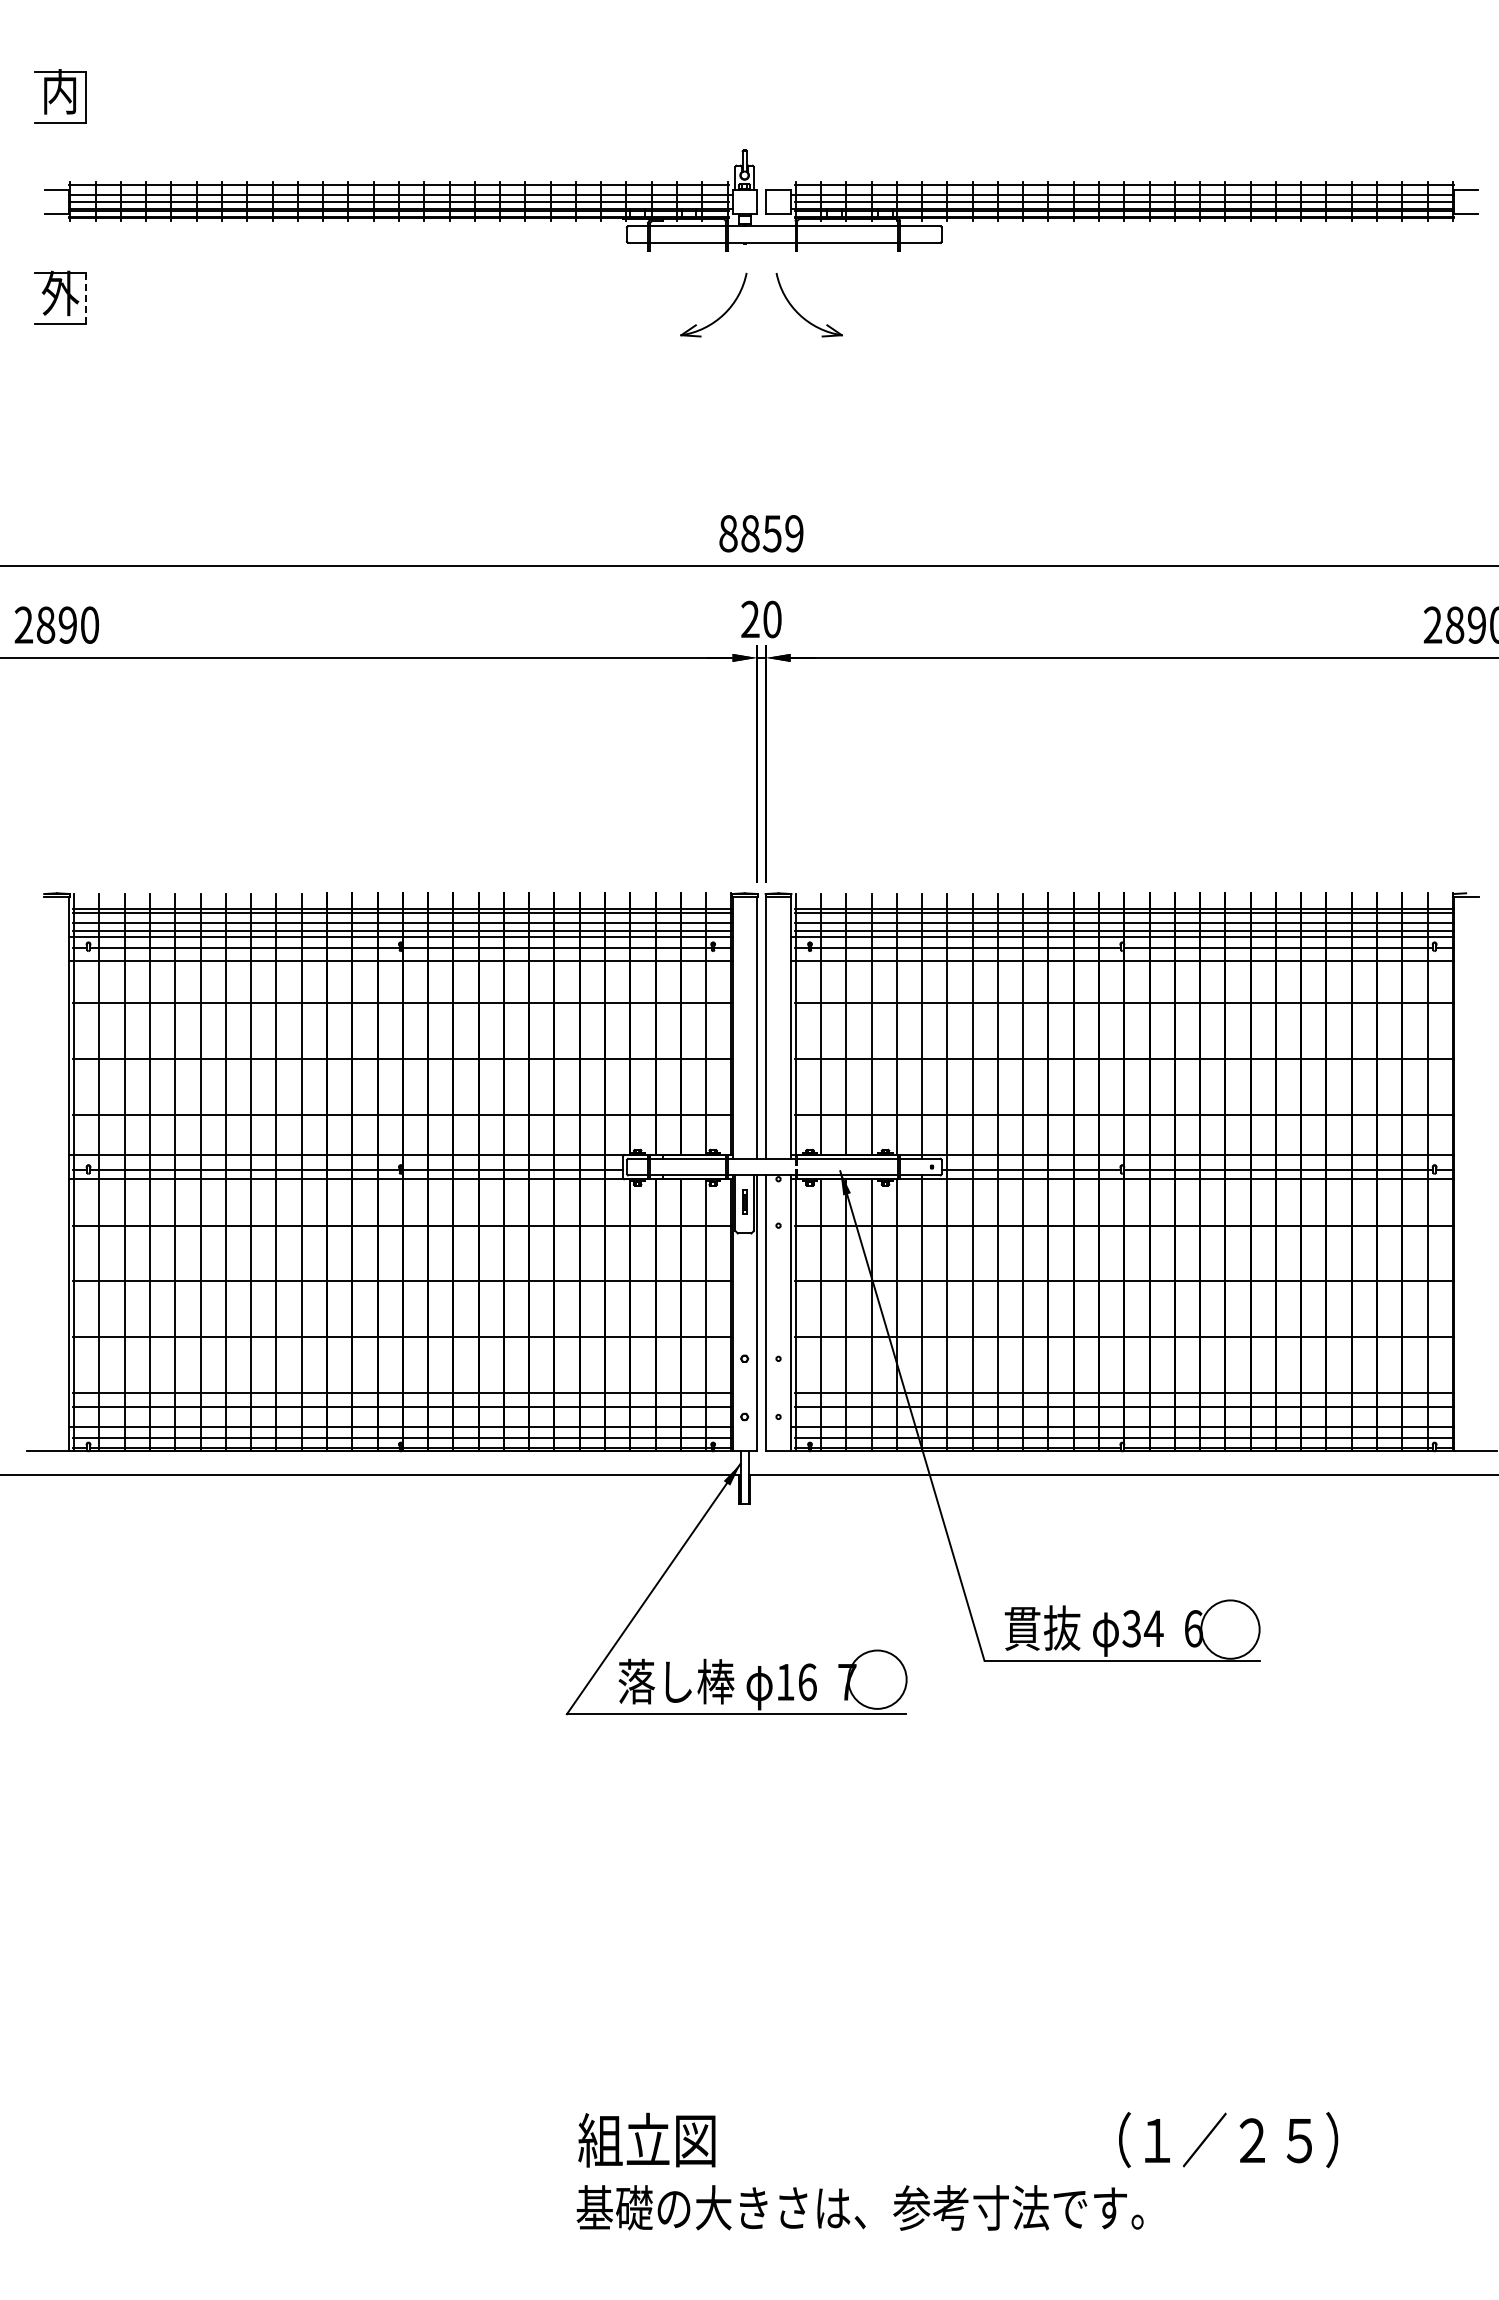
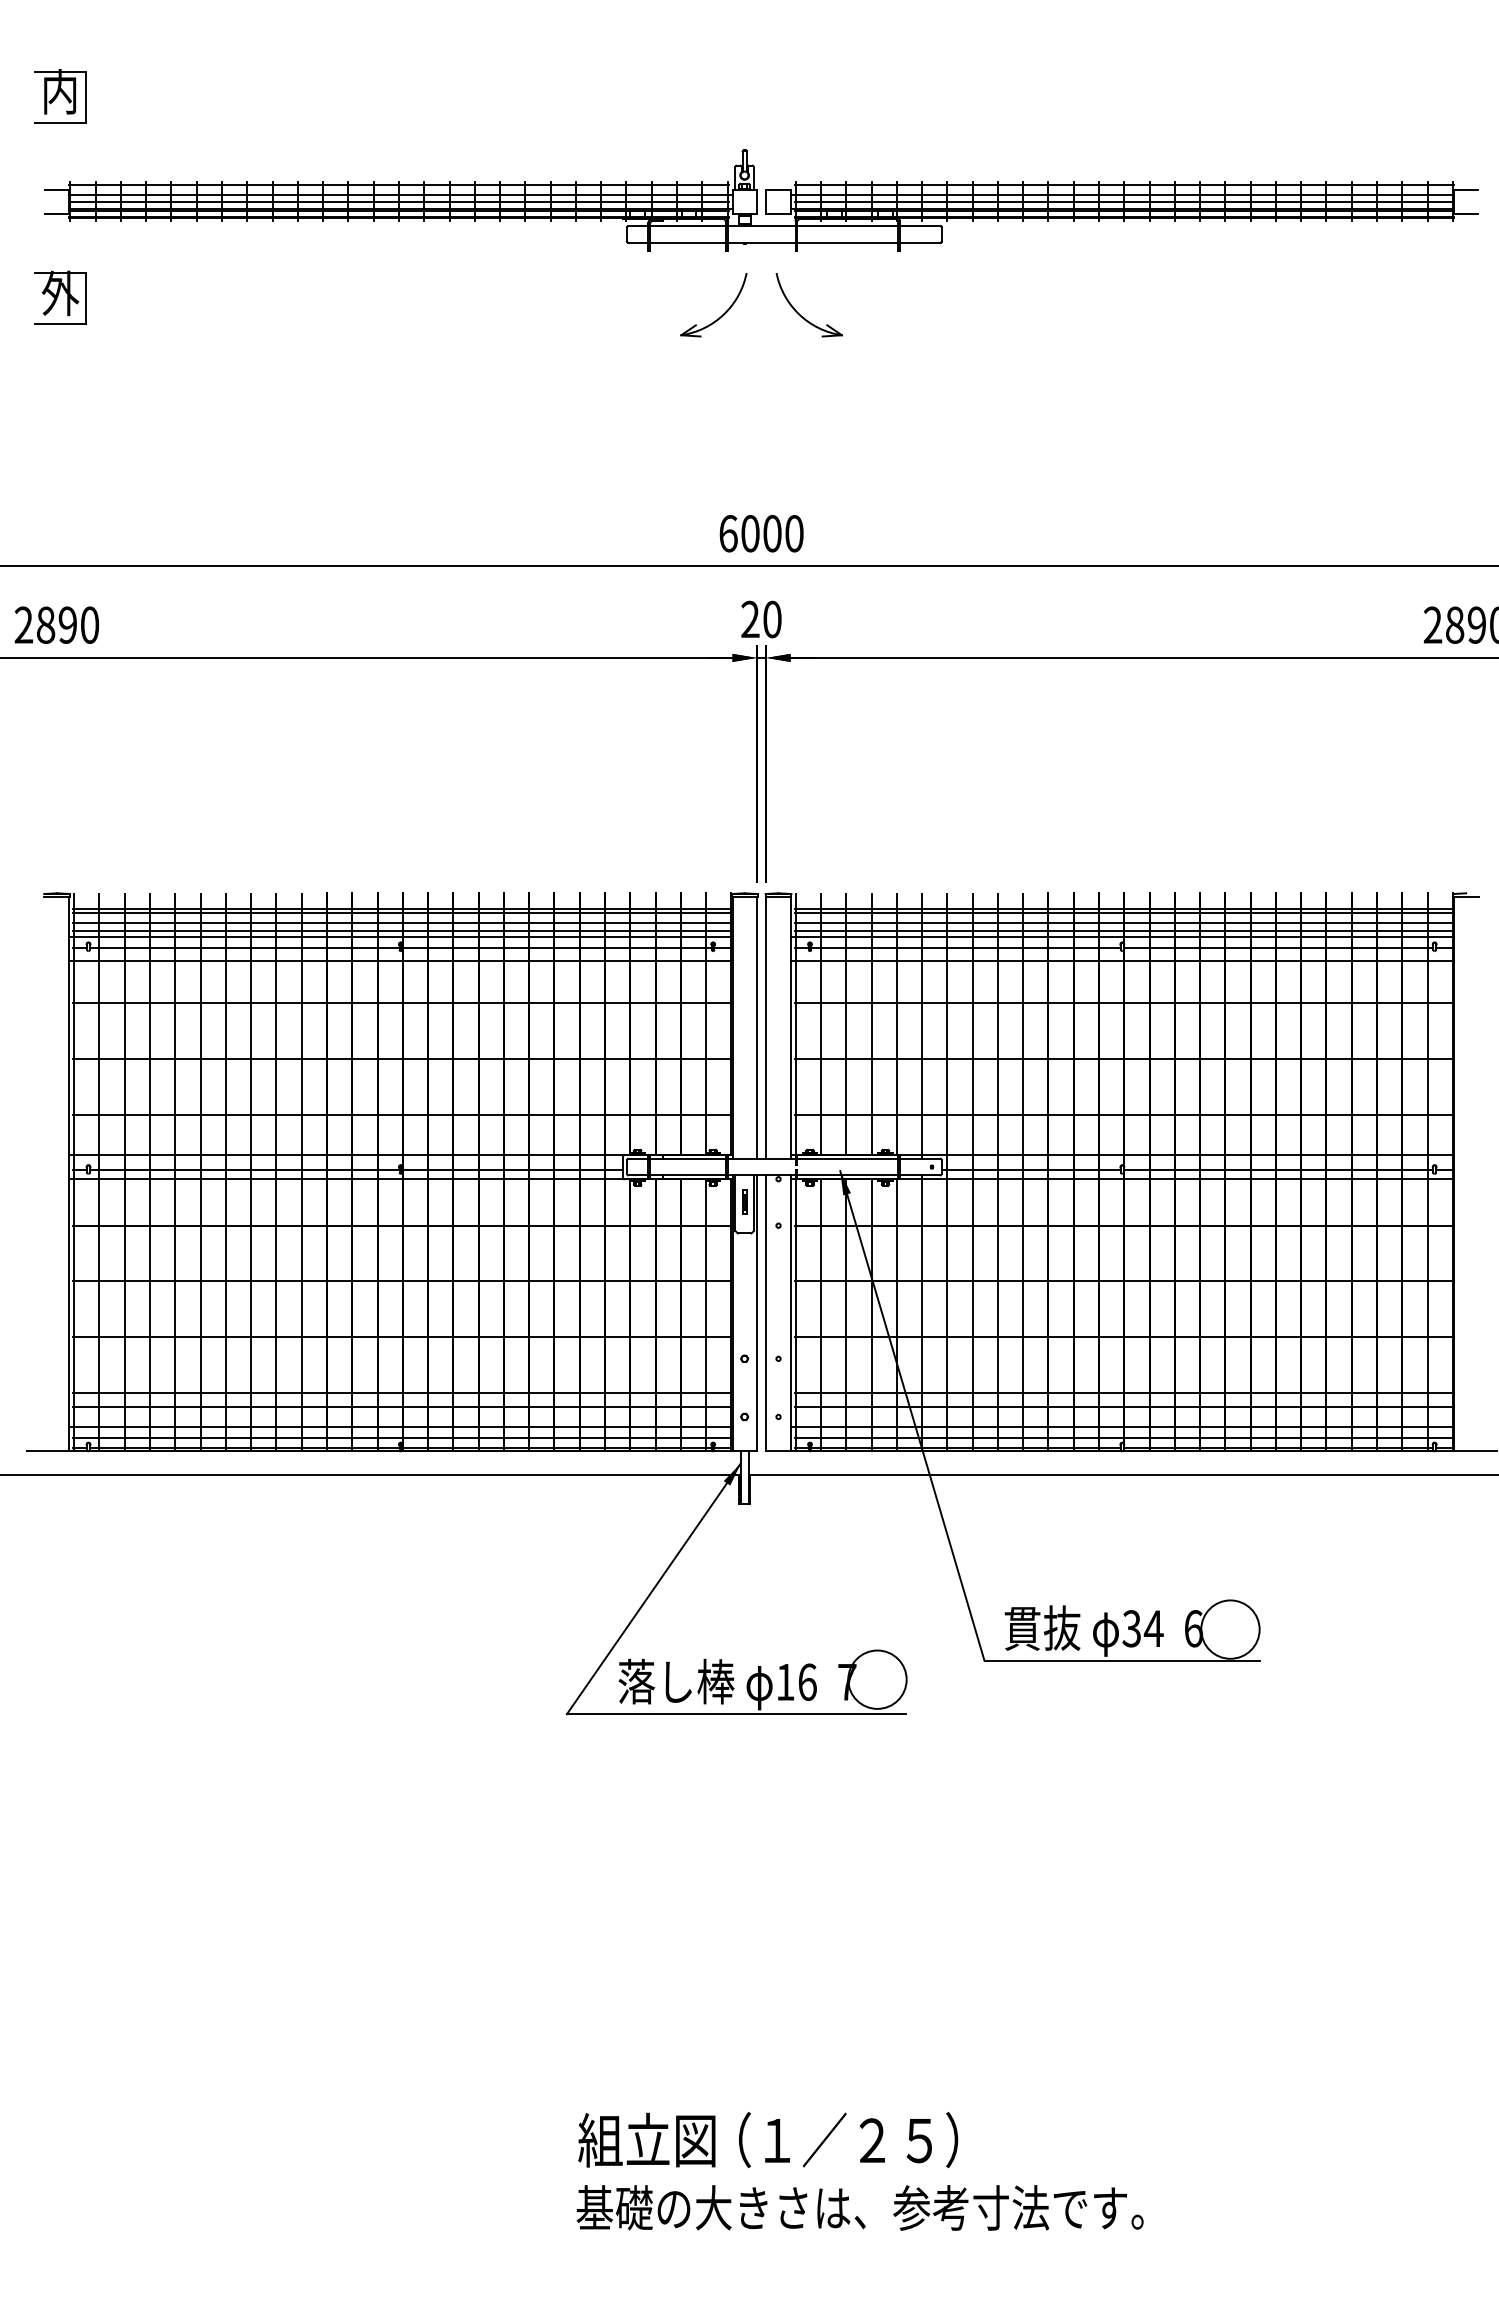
line: dashed -> solid (85, 299)
text: 8859 -> 6000 (761, 533)
text position: (1228, 2140) -> (848, 2140) (848, 2140)
